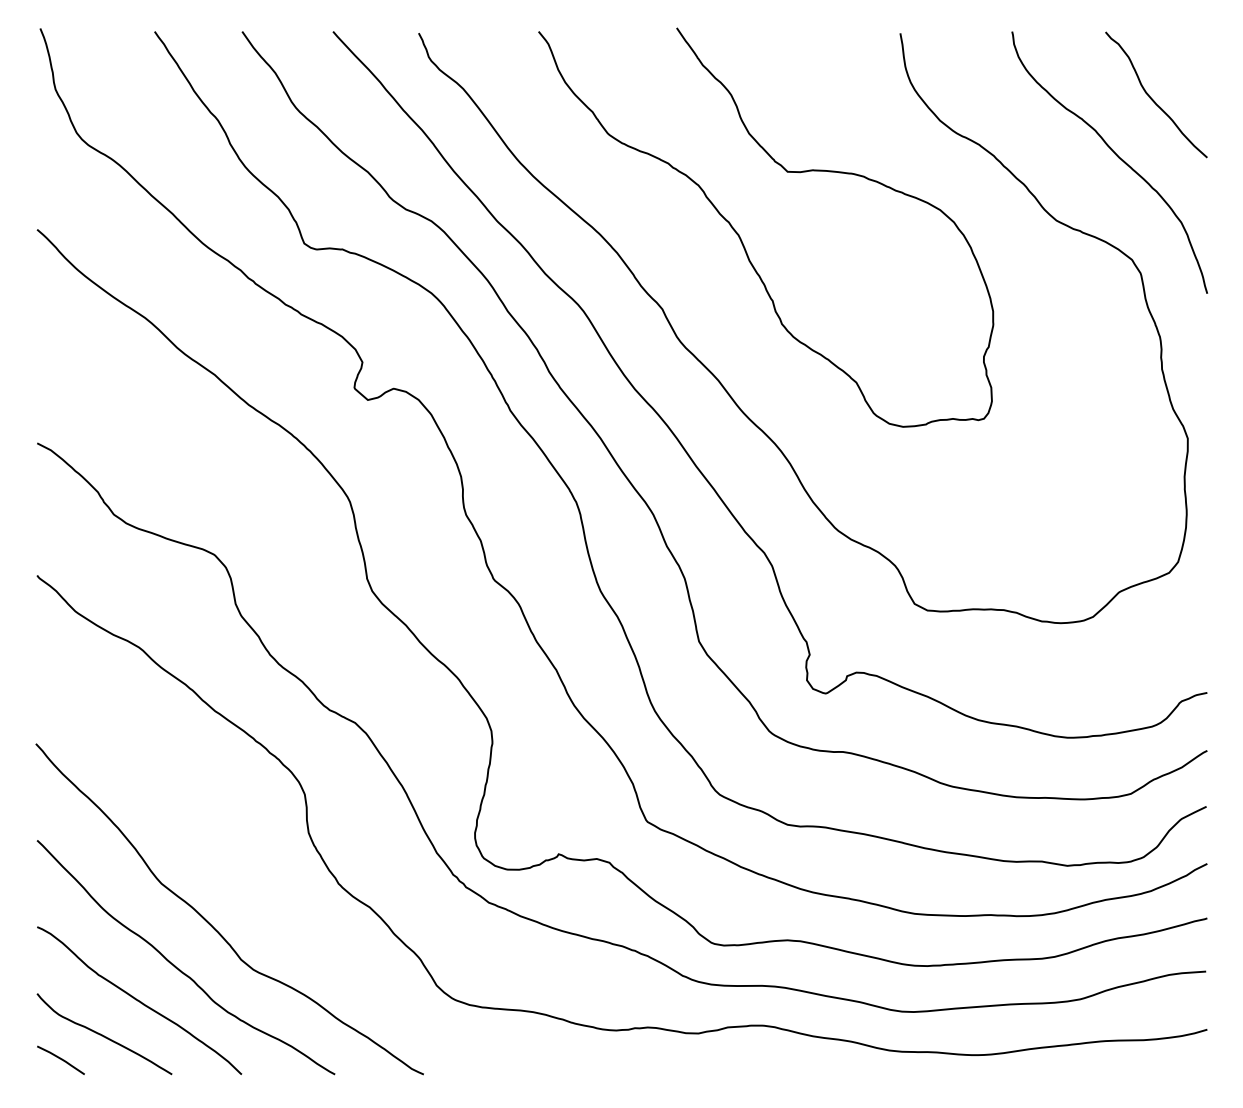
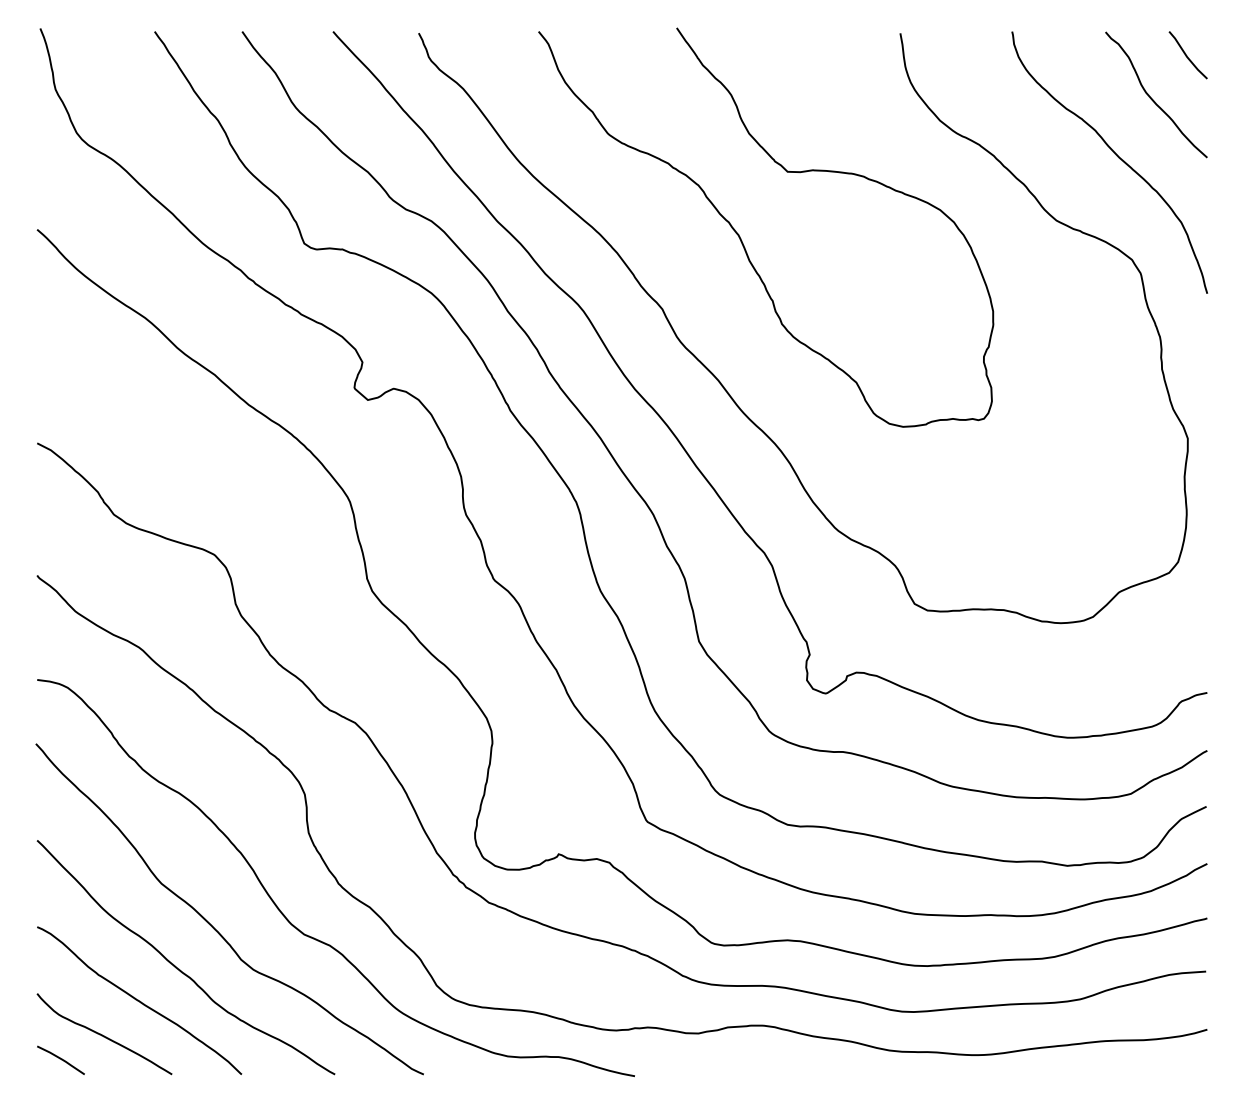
line: none -> present (1187, 55)
curve: none -> present (285, 915)
